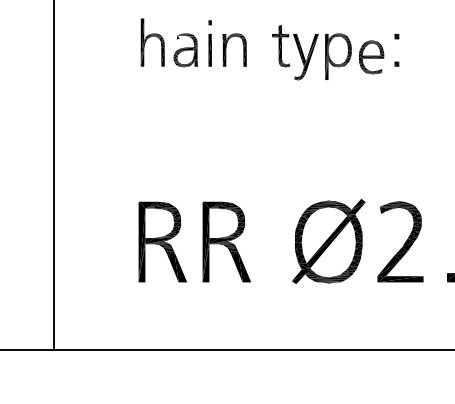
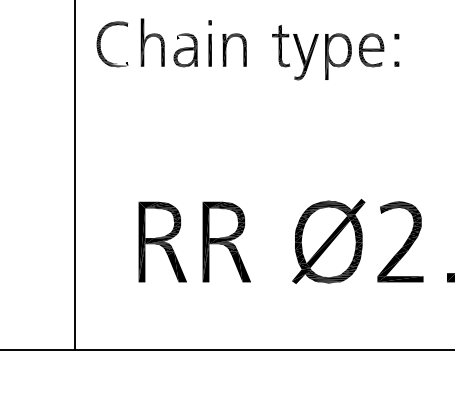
part: none -> present (100, 44)
part position: (371, 57) -> (371, 50) (371, 50)
line position: (54, 175) -> (75, 175) (75, 175)
